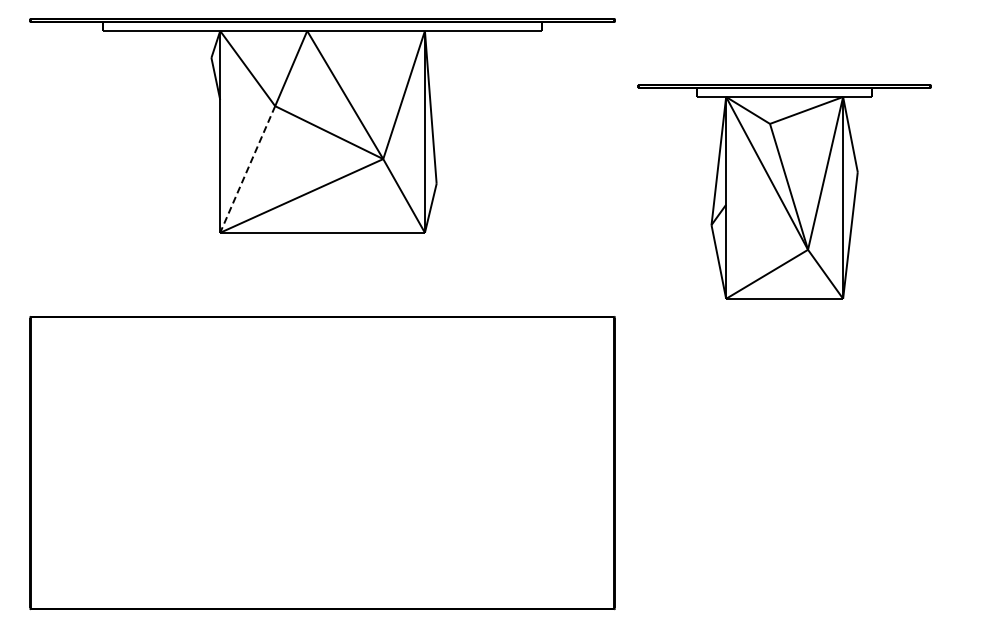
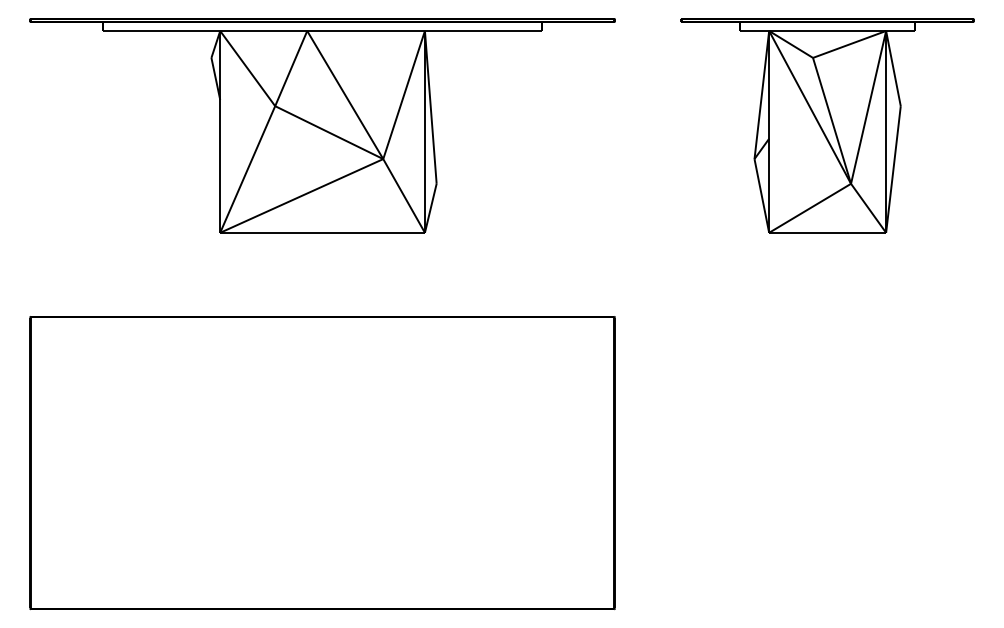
line: dashed -> solid (247, 169)
part position: (784, 191) -> (827, 125) (827, 125)
